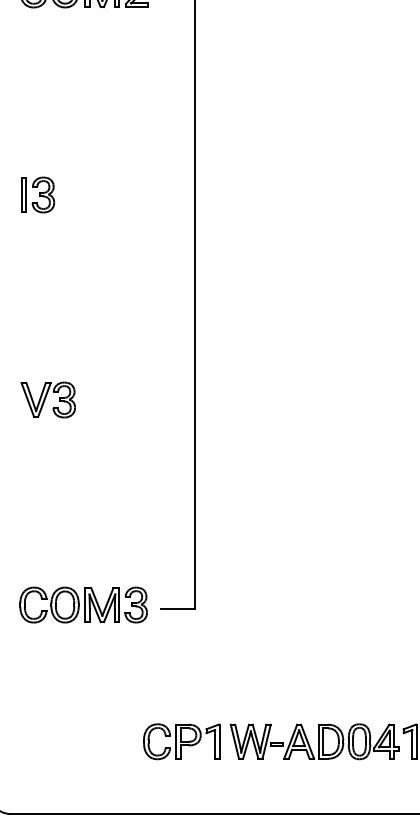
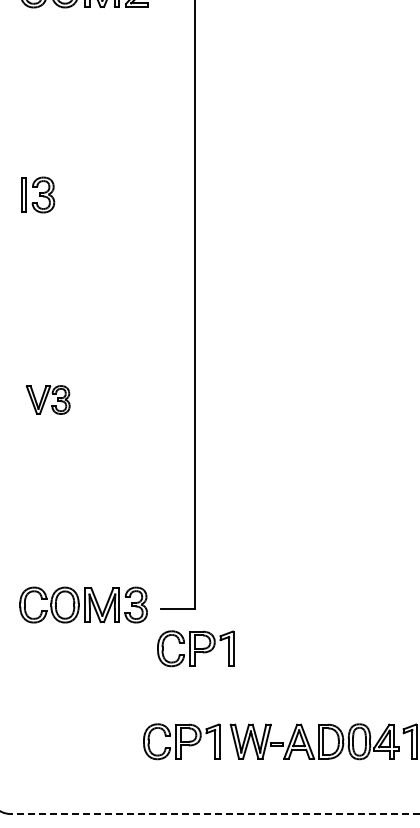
part size: 56x38 px -> 46x30 px (47, 399)
part: none -> present (195, 648)
line: solid -> dashed (215, 813)
